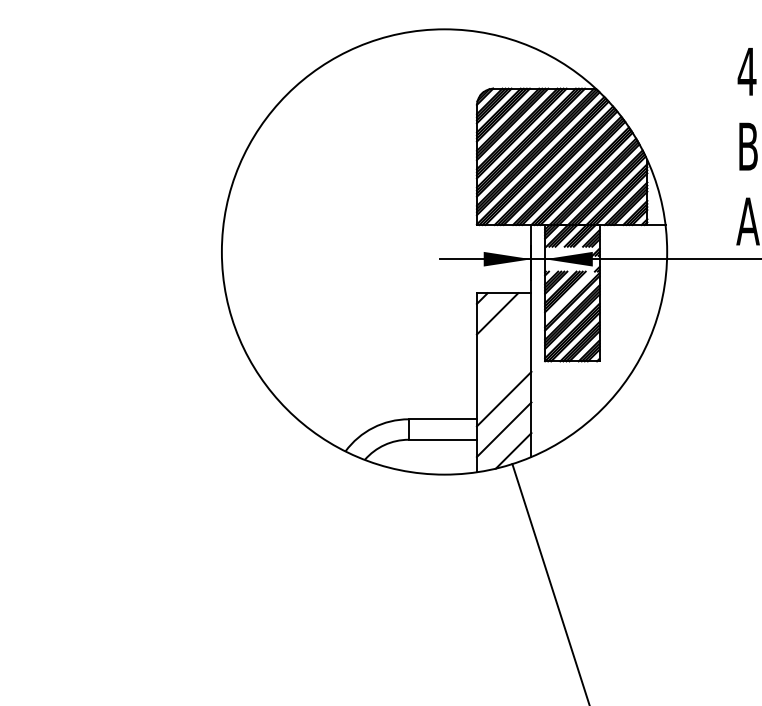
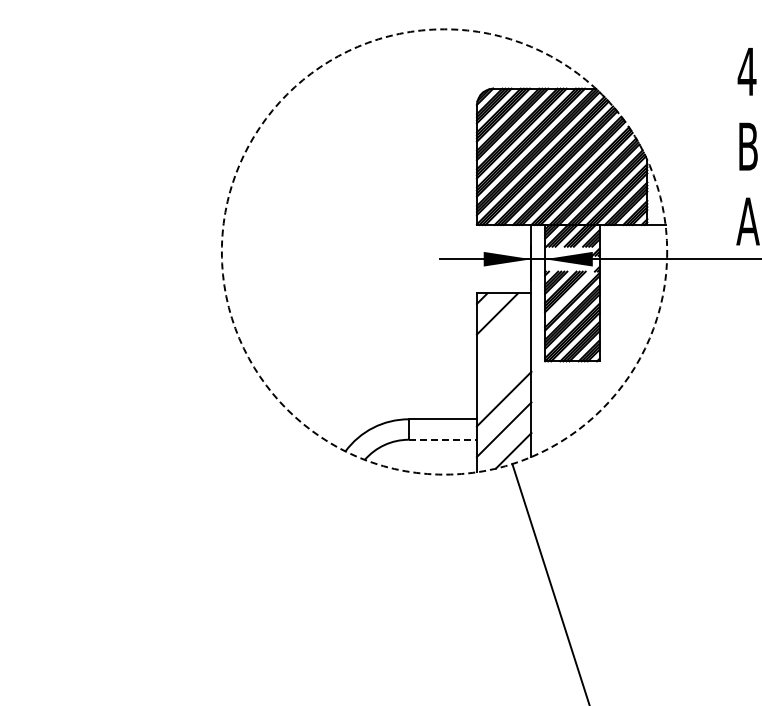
circle: solid -> dashed (444, 251)
line: solid -> dashed (443, 439)
